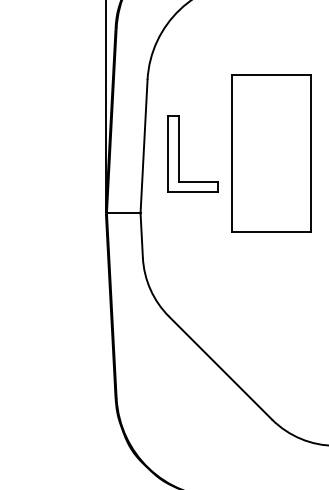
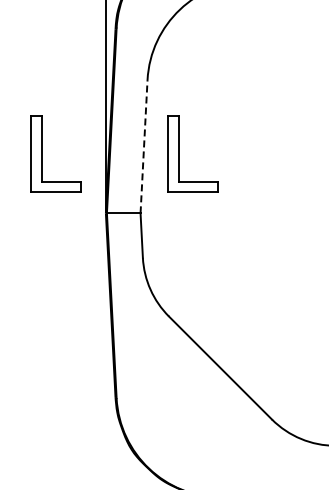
line: solid -> dashed (144, 146)
part: none -> present (42, 153)
part: present -> none (271, 153)
